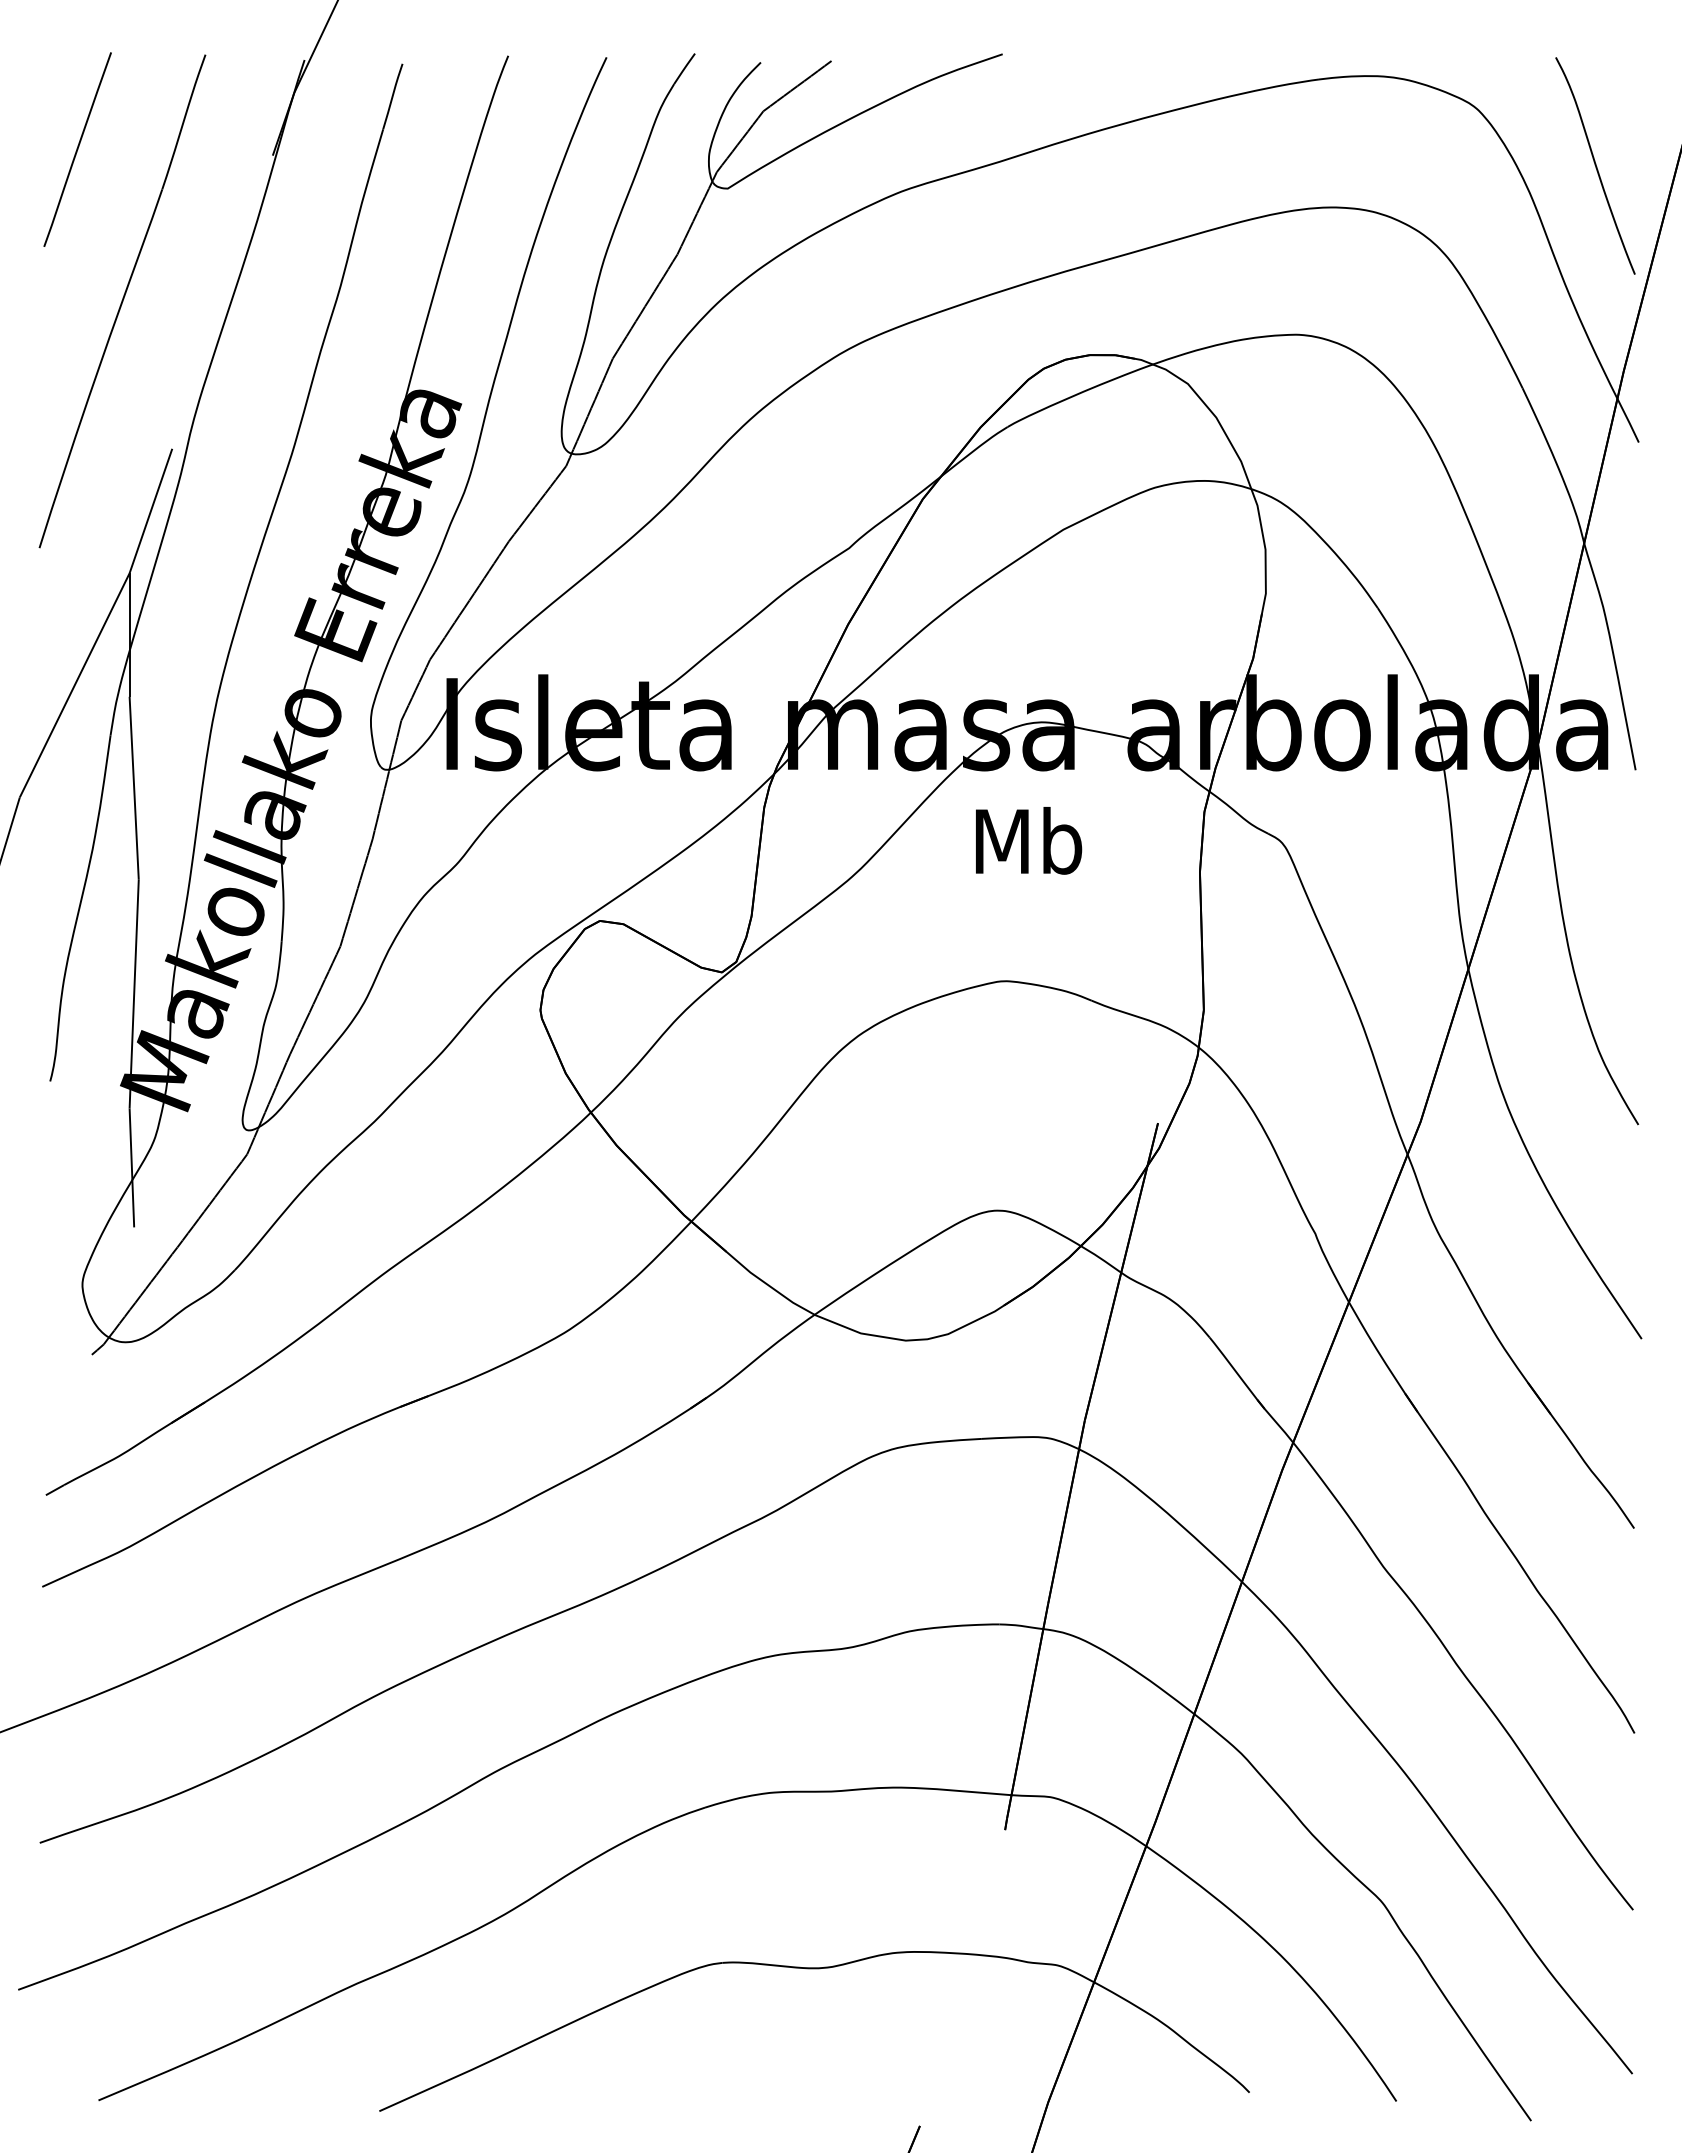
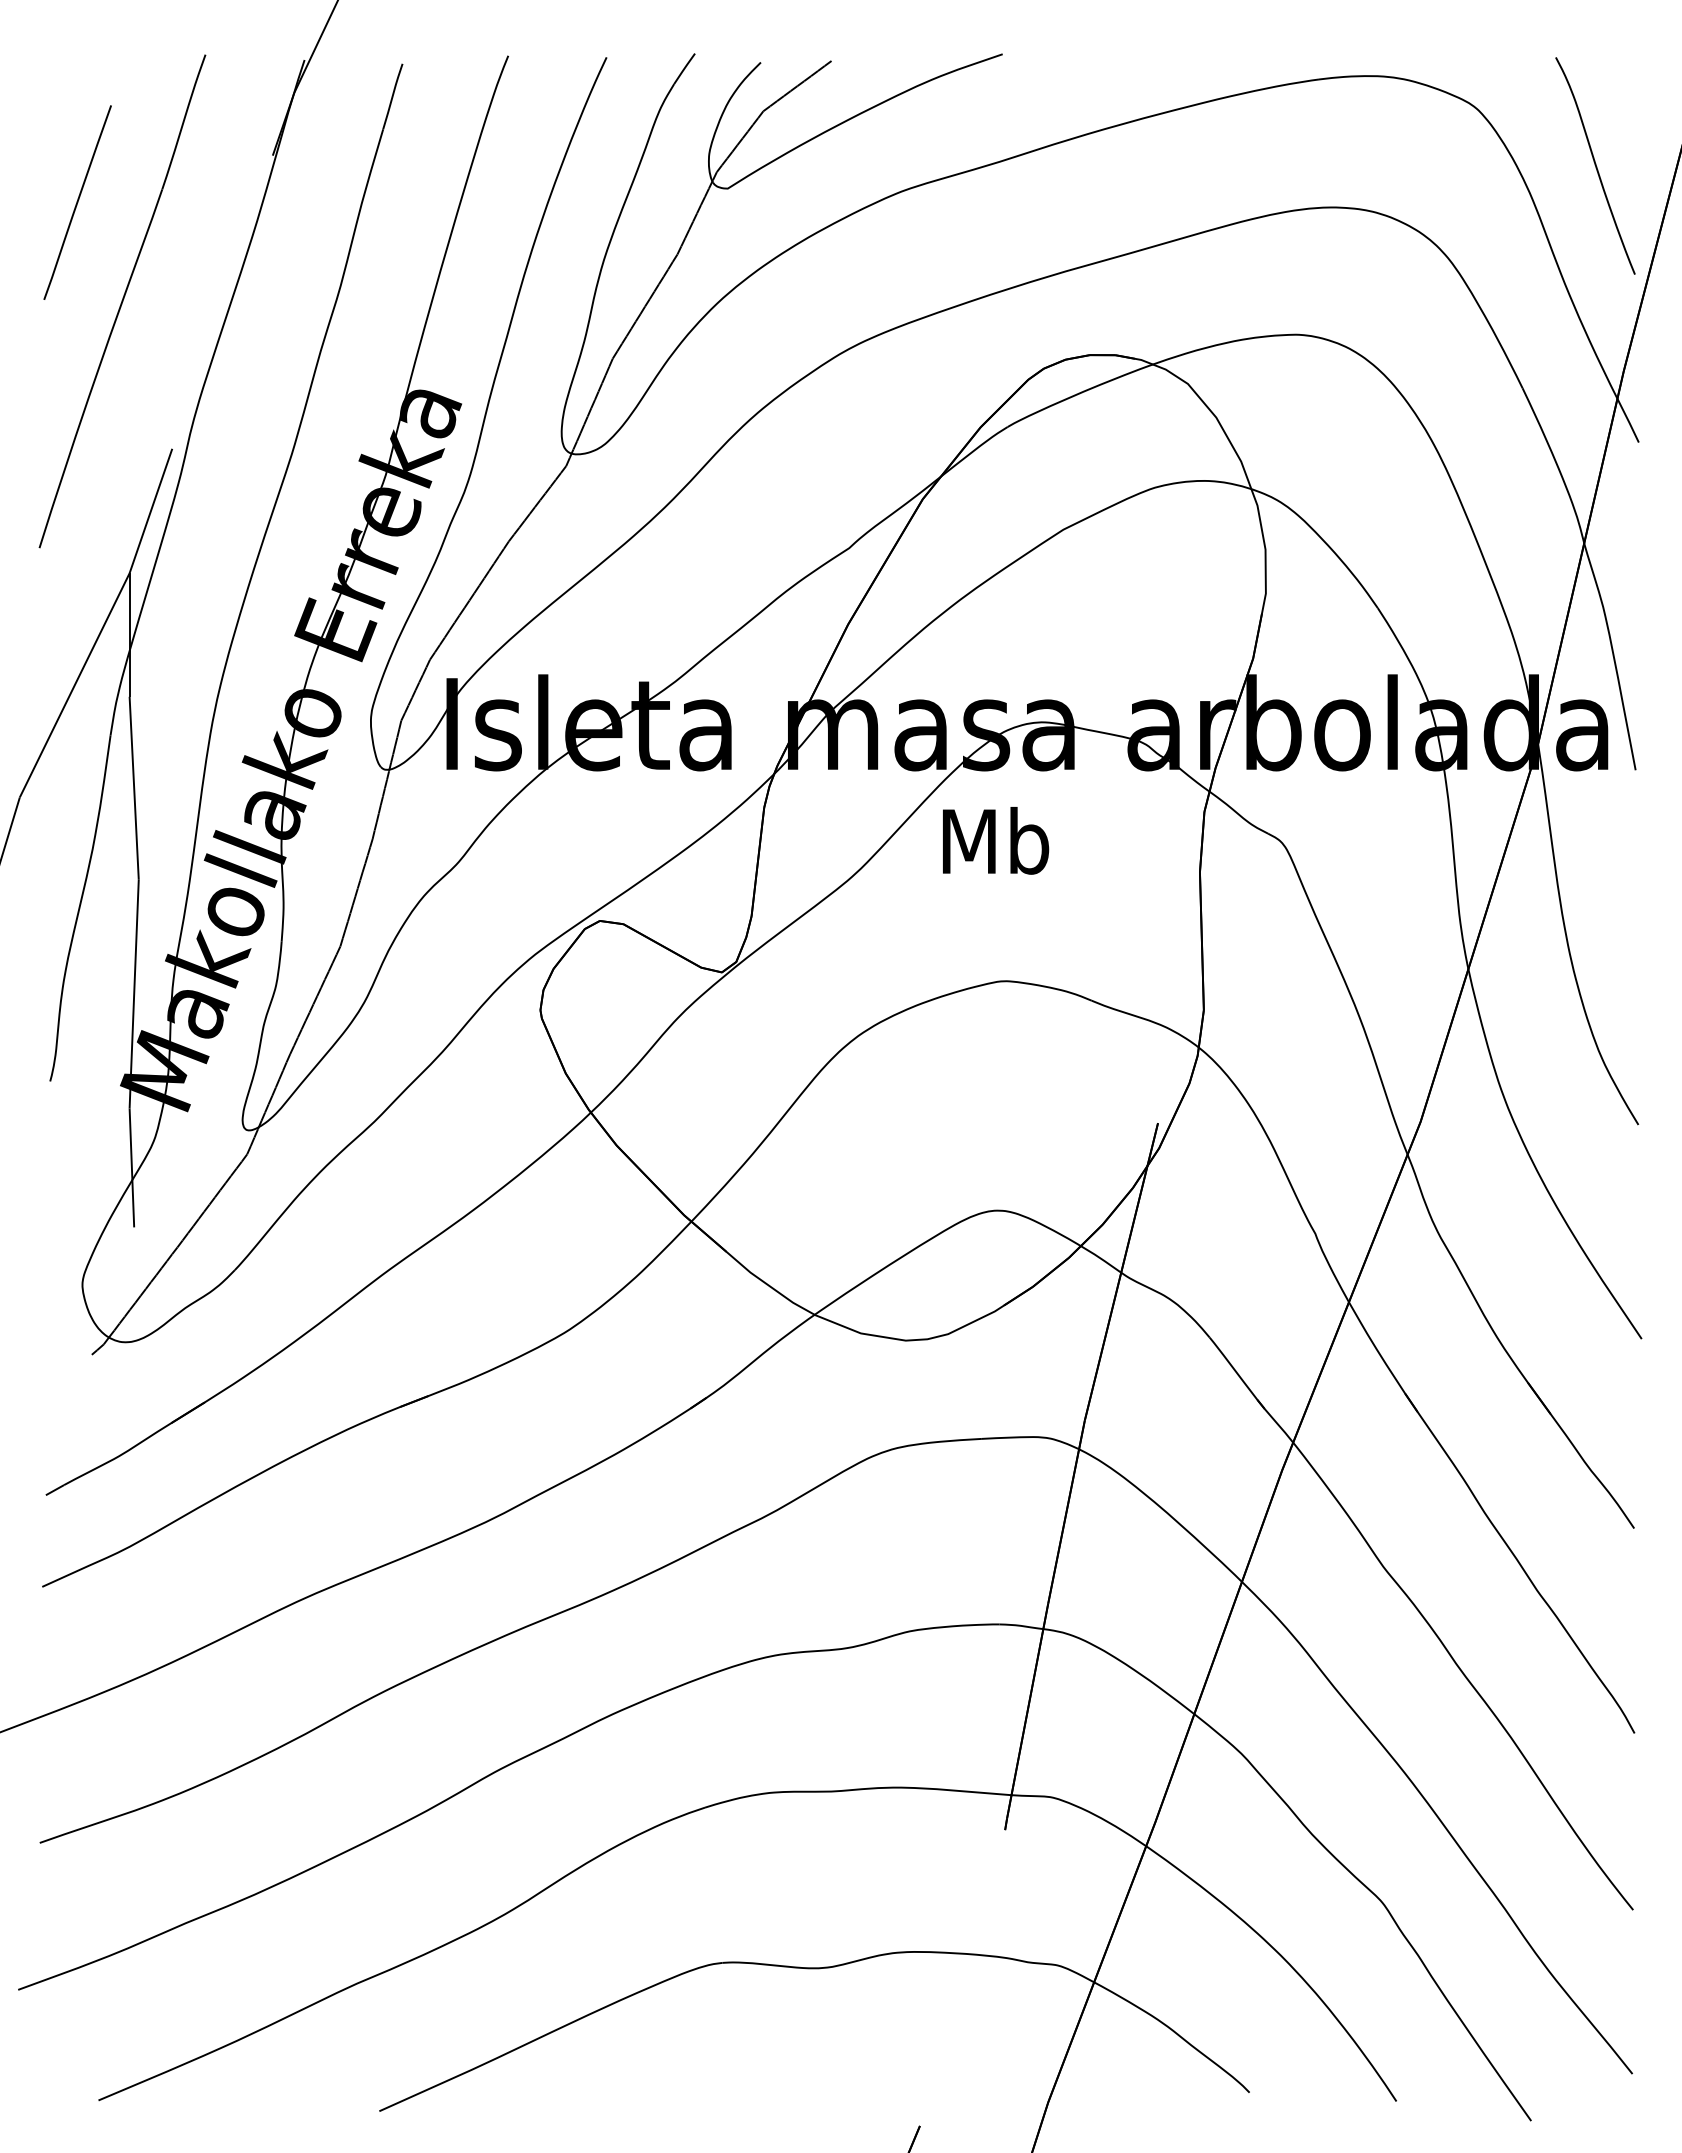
line position: (77, 149) -> (77, 202) (77, 202)
text position: (1029, 840) -> (996, 840) (996, 840)
